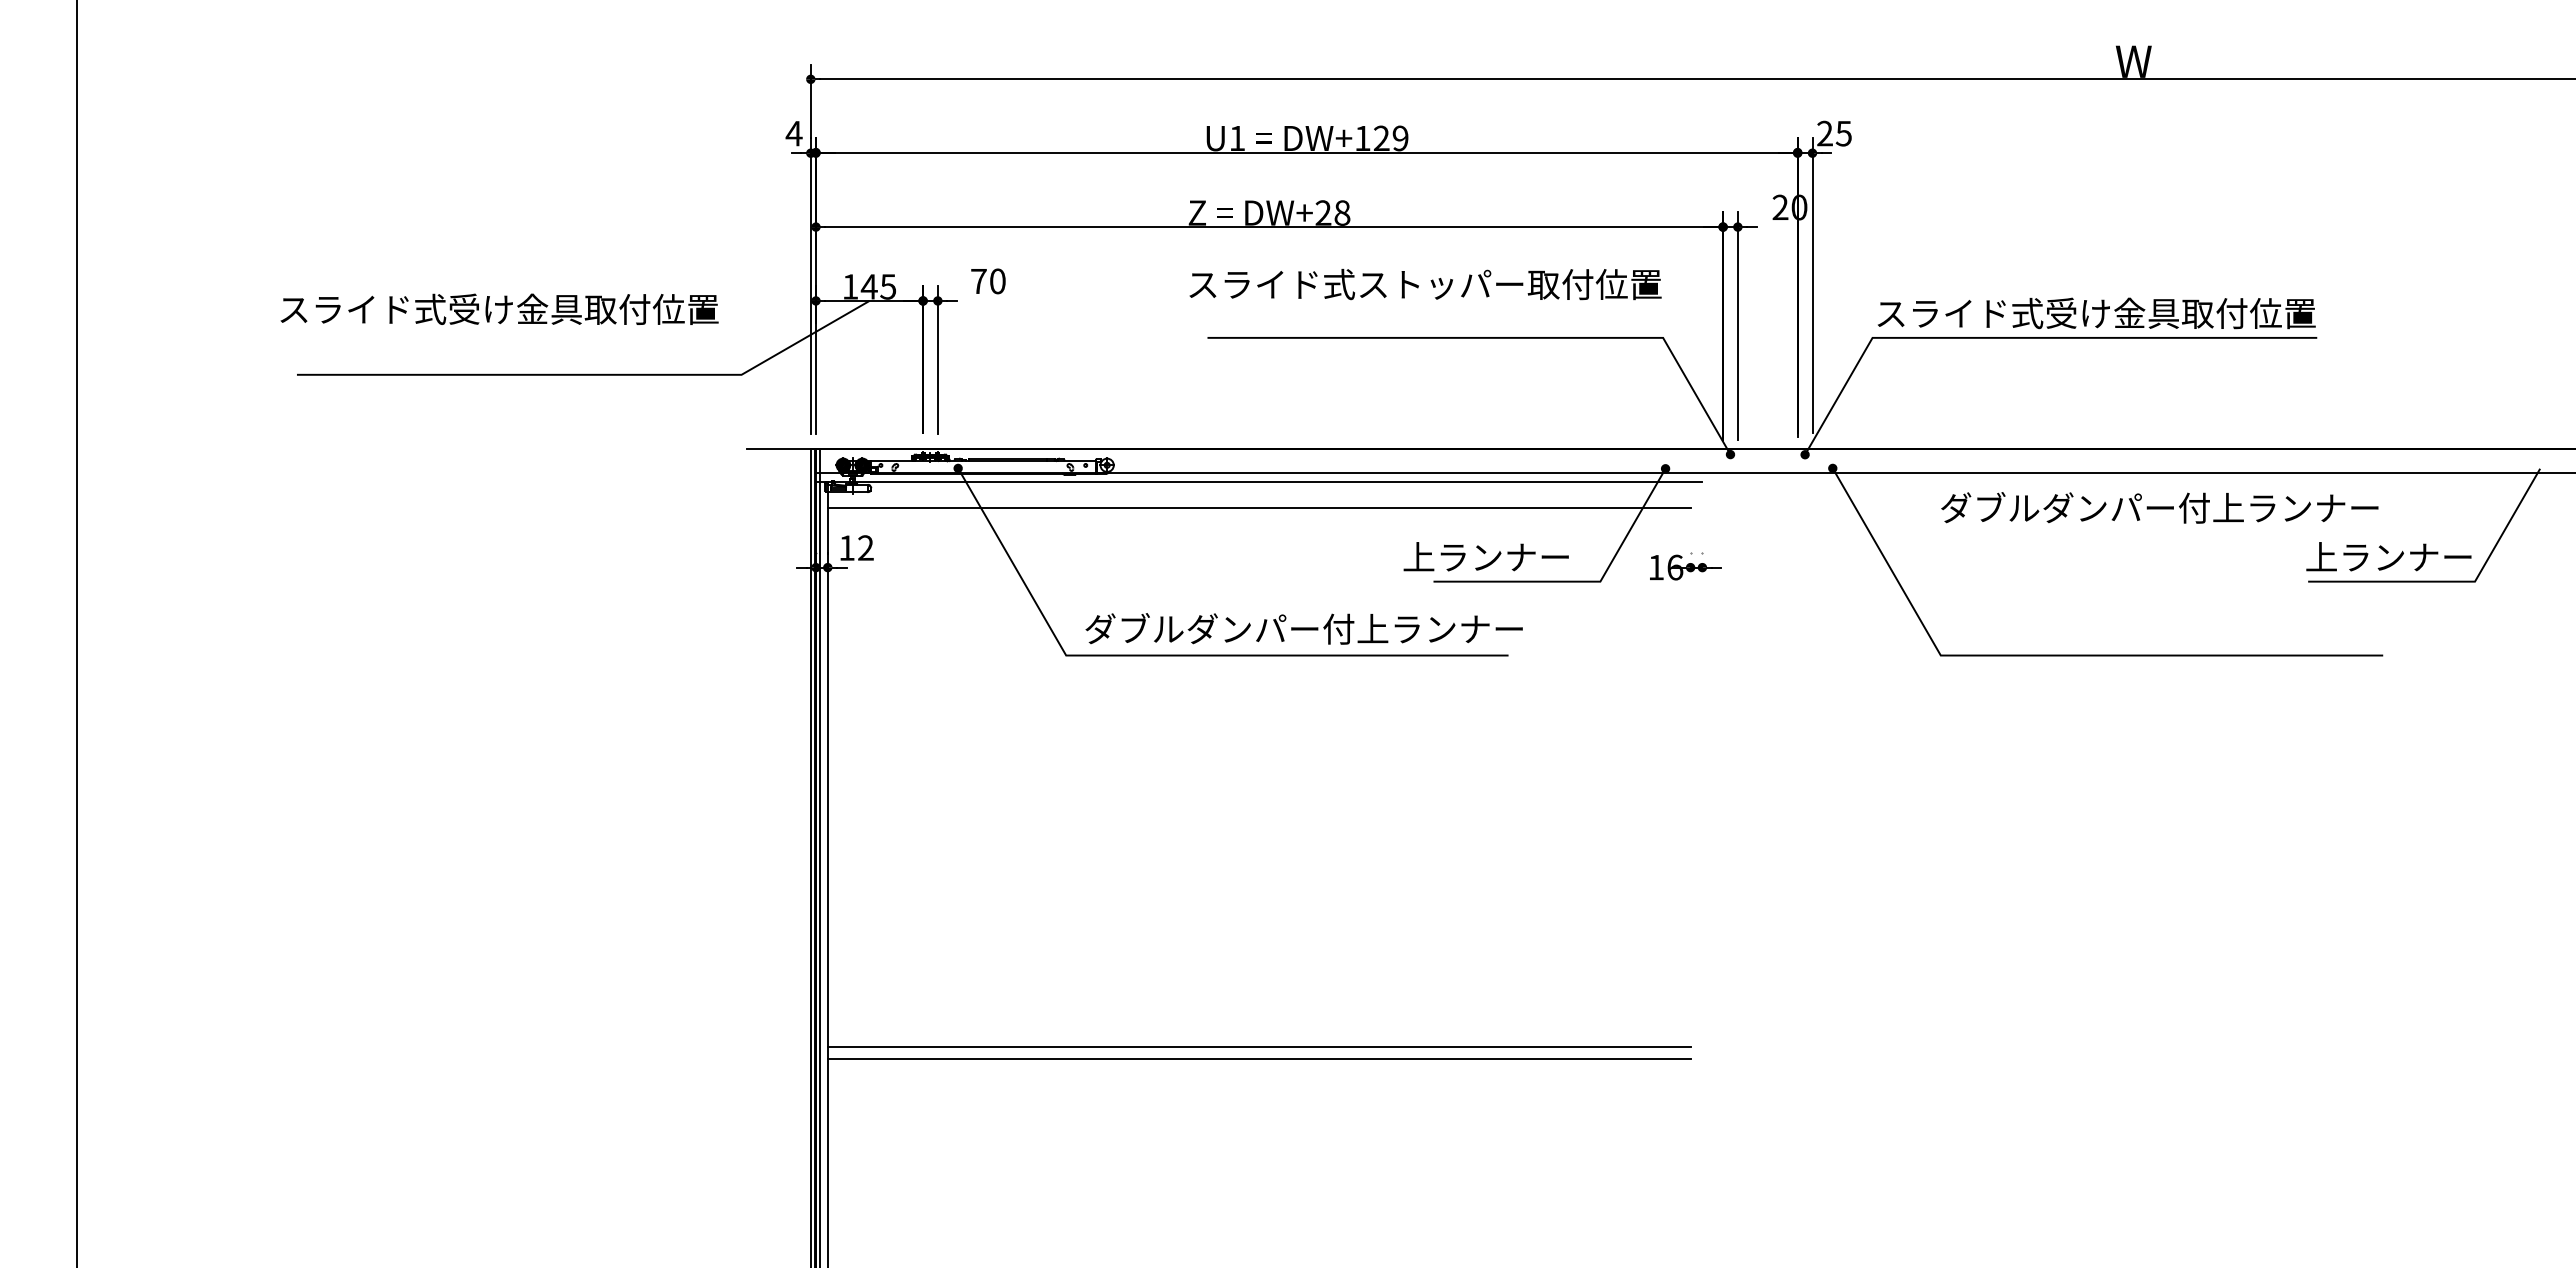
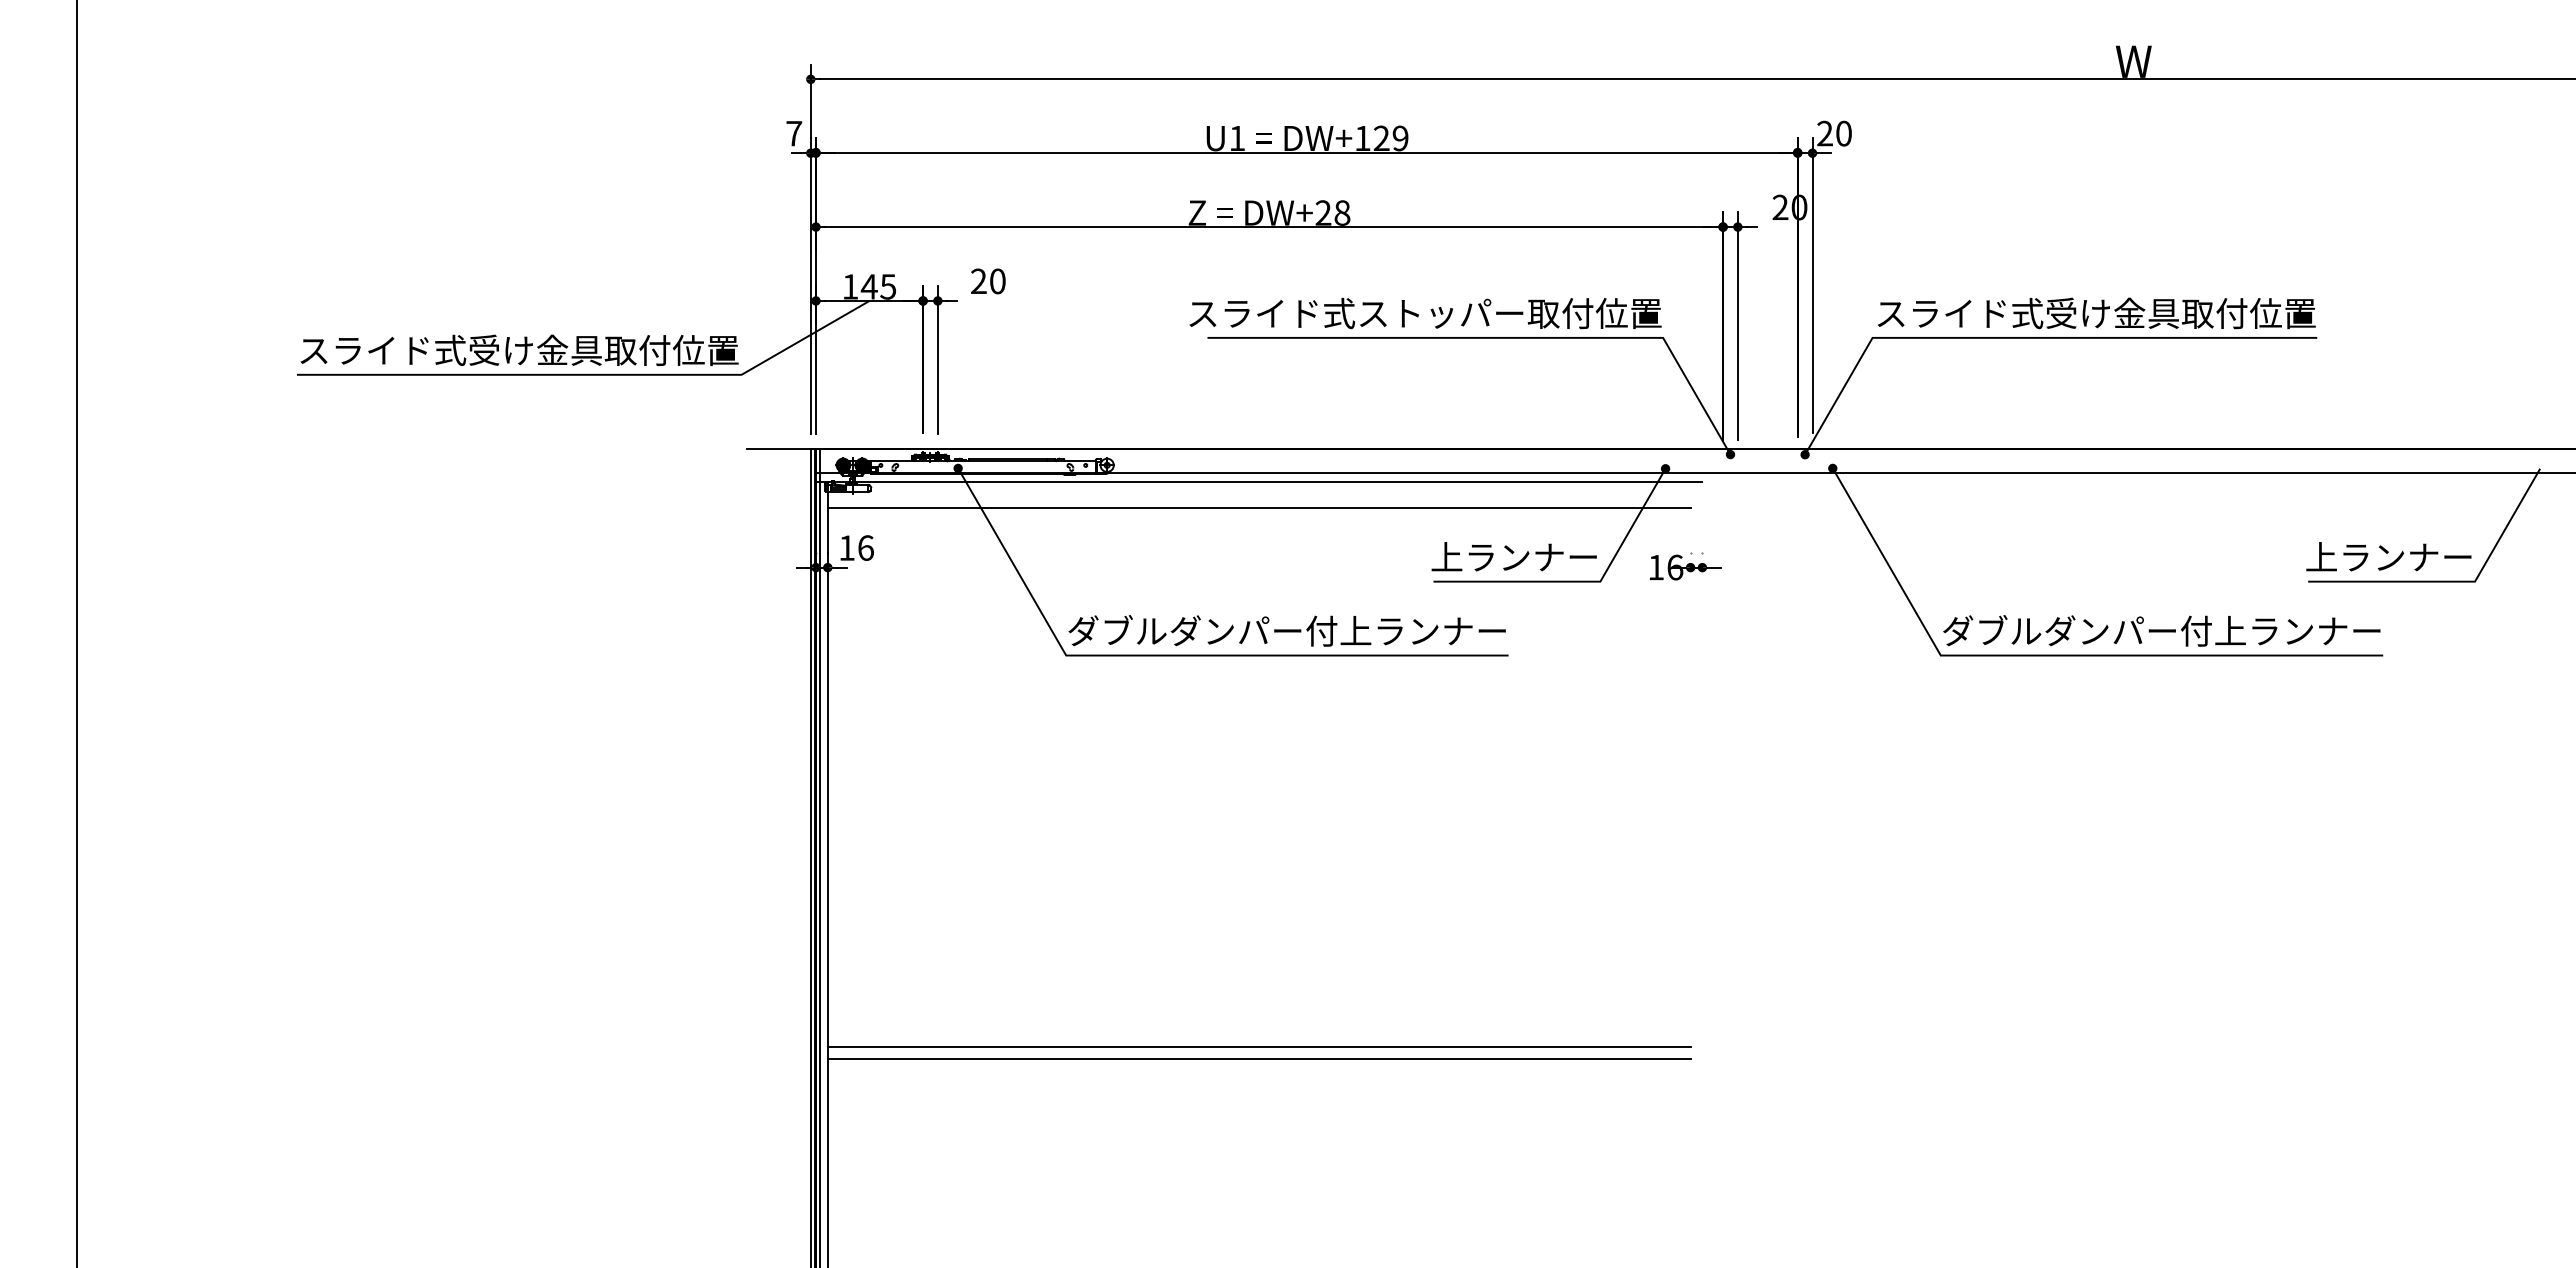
text: 4 -> 7 (793, 133)
text: 25 -> 20 (1843, 133)
text: 70 -> 20 (978, 280)
text position: (1425, 284) -> (1425, 313) (1425, 313)
text position: (499, 308) -> (519, 349) (519, 349)
text position: (2159, 507) -> (2161, 630) (2161, 630)
text: 12 -> 16 (865, 547)
text position: (1485, 556) -> (1513, 556) (1513, 556)
text position: (1303, 628) -> (1286, 630) (1286, 630)
